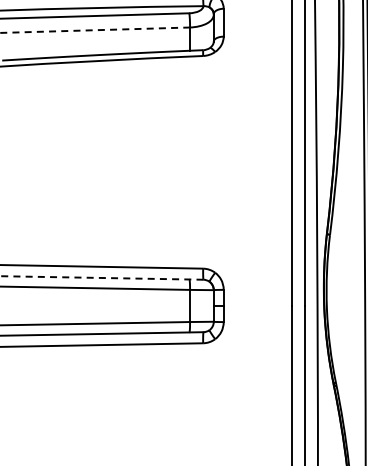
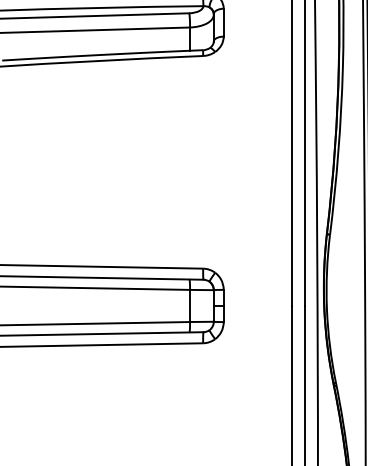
line: dashed -> solid (95, 30)
line: dashed -> solid (101, 277)
